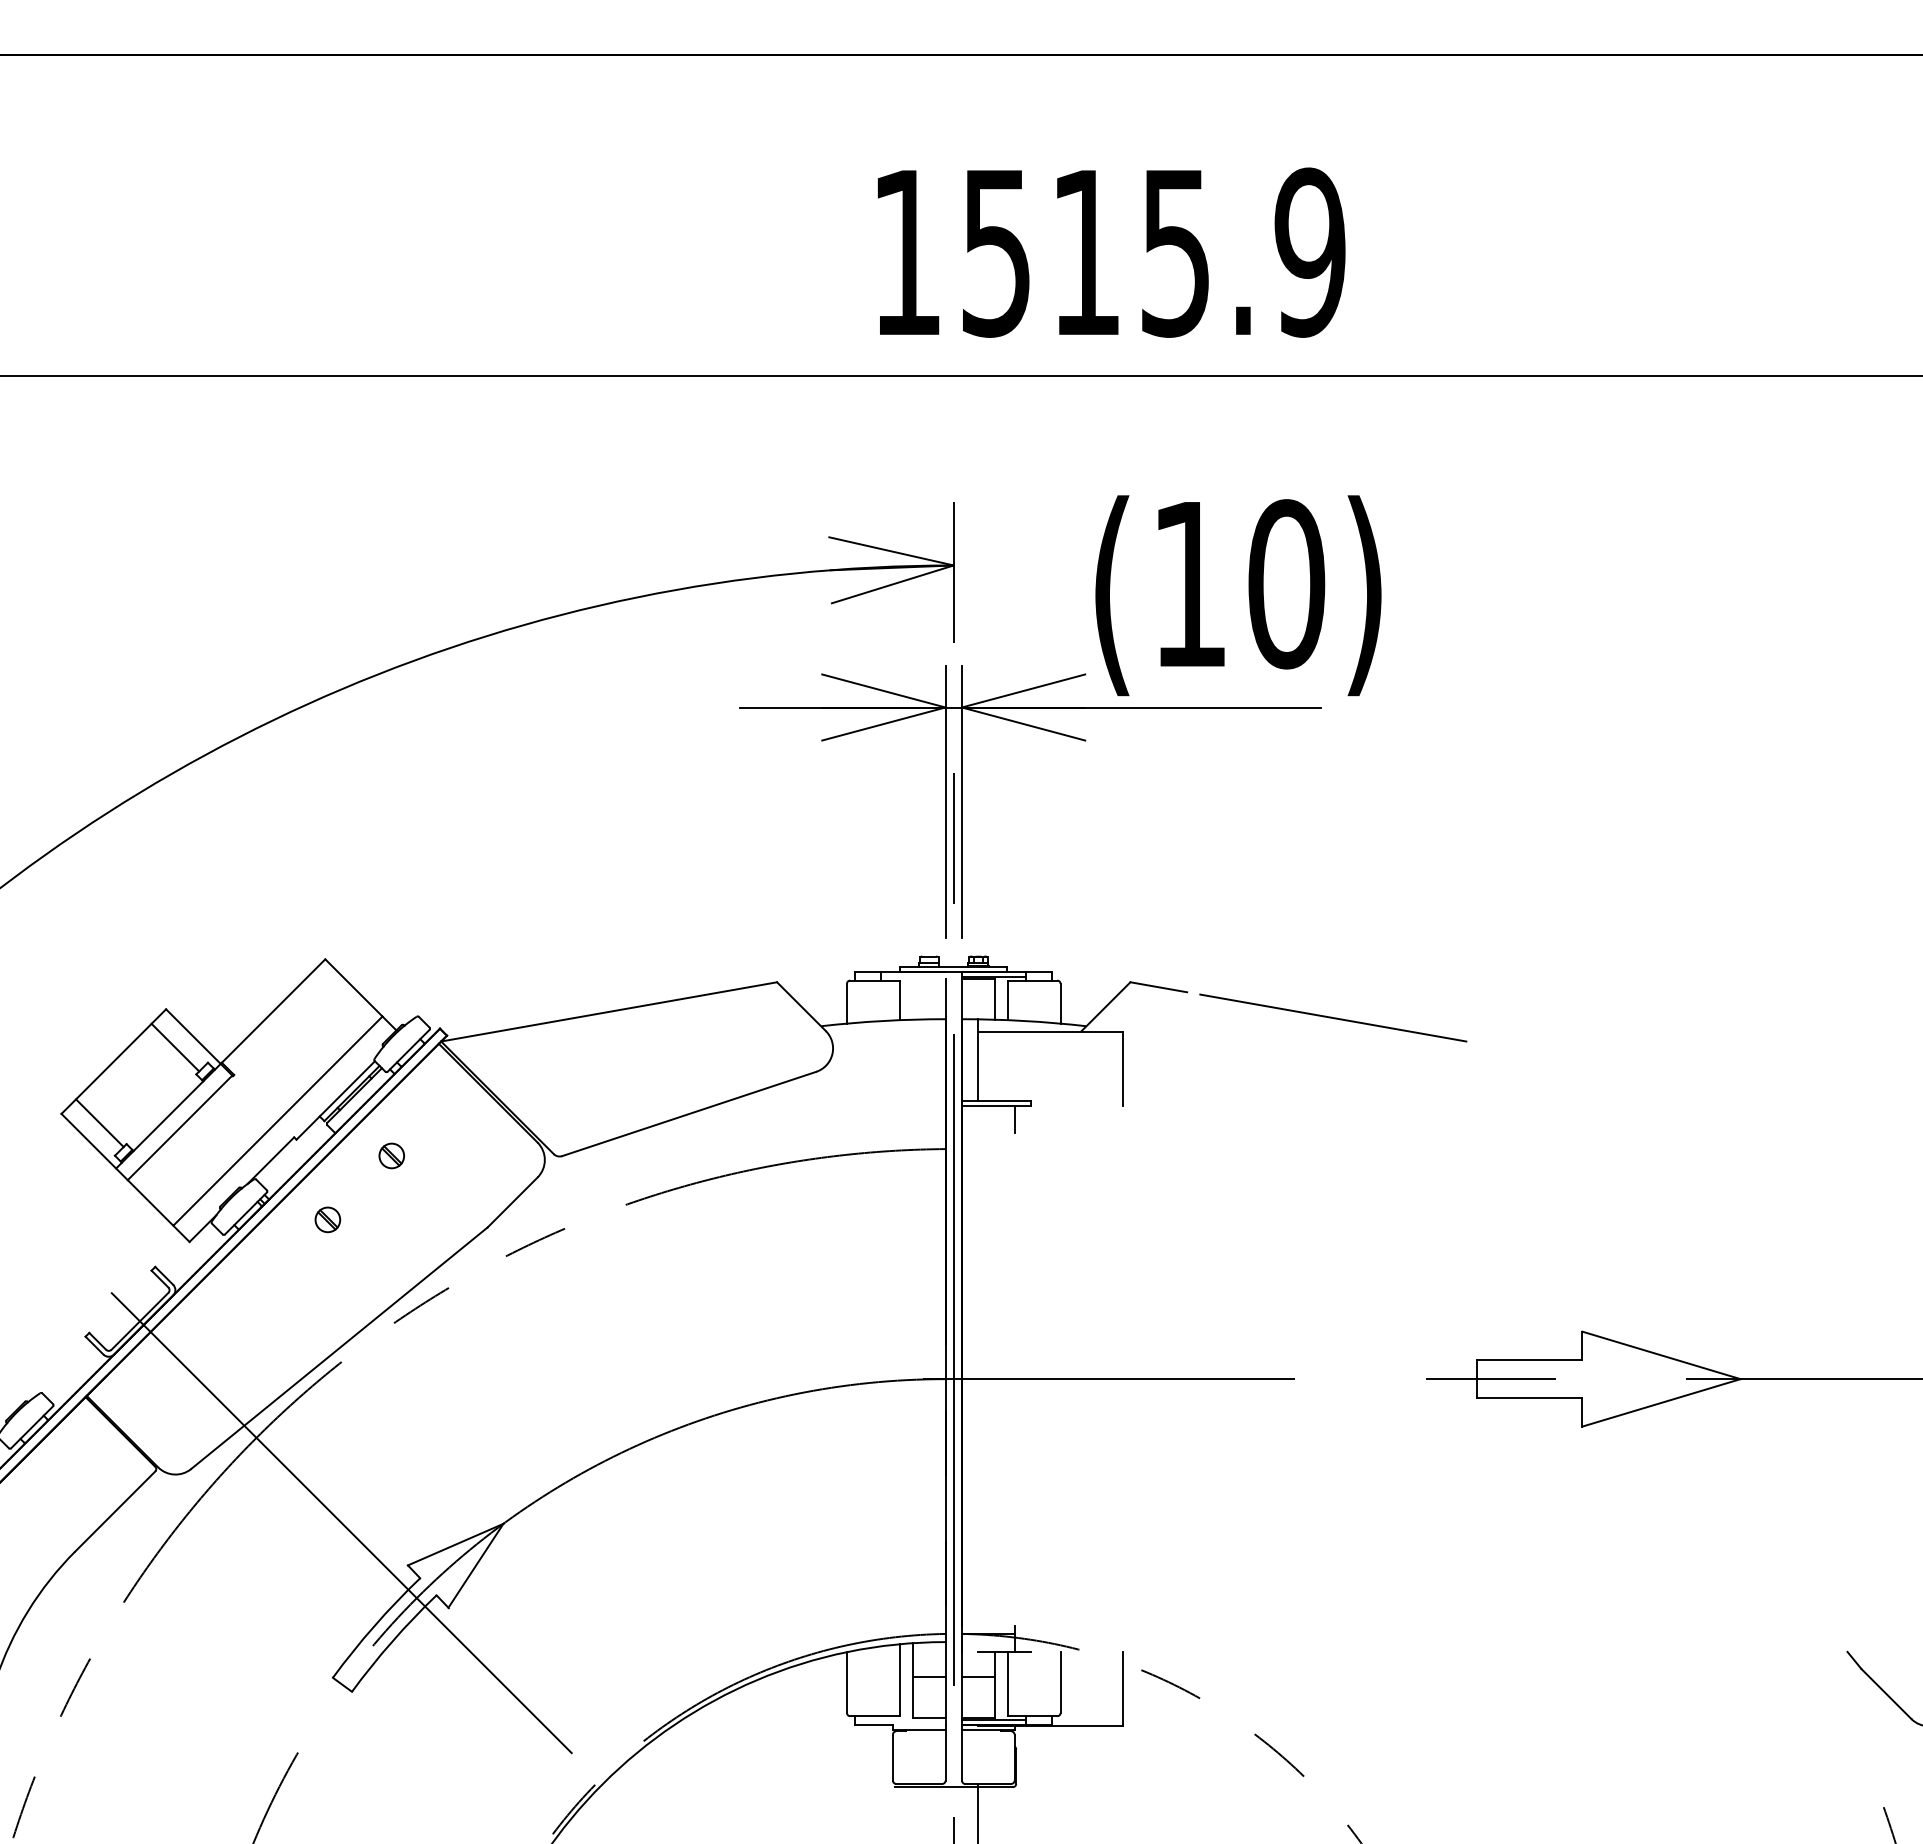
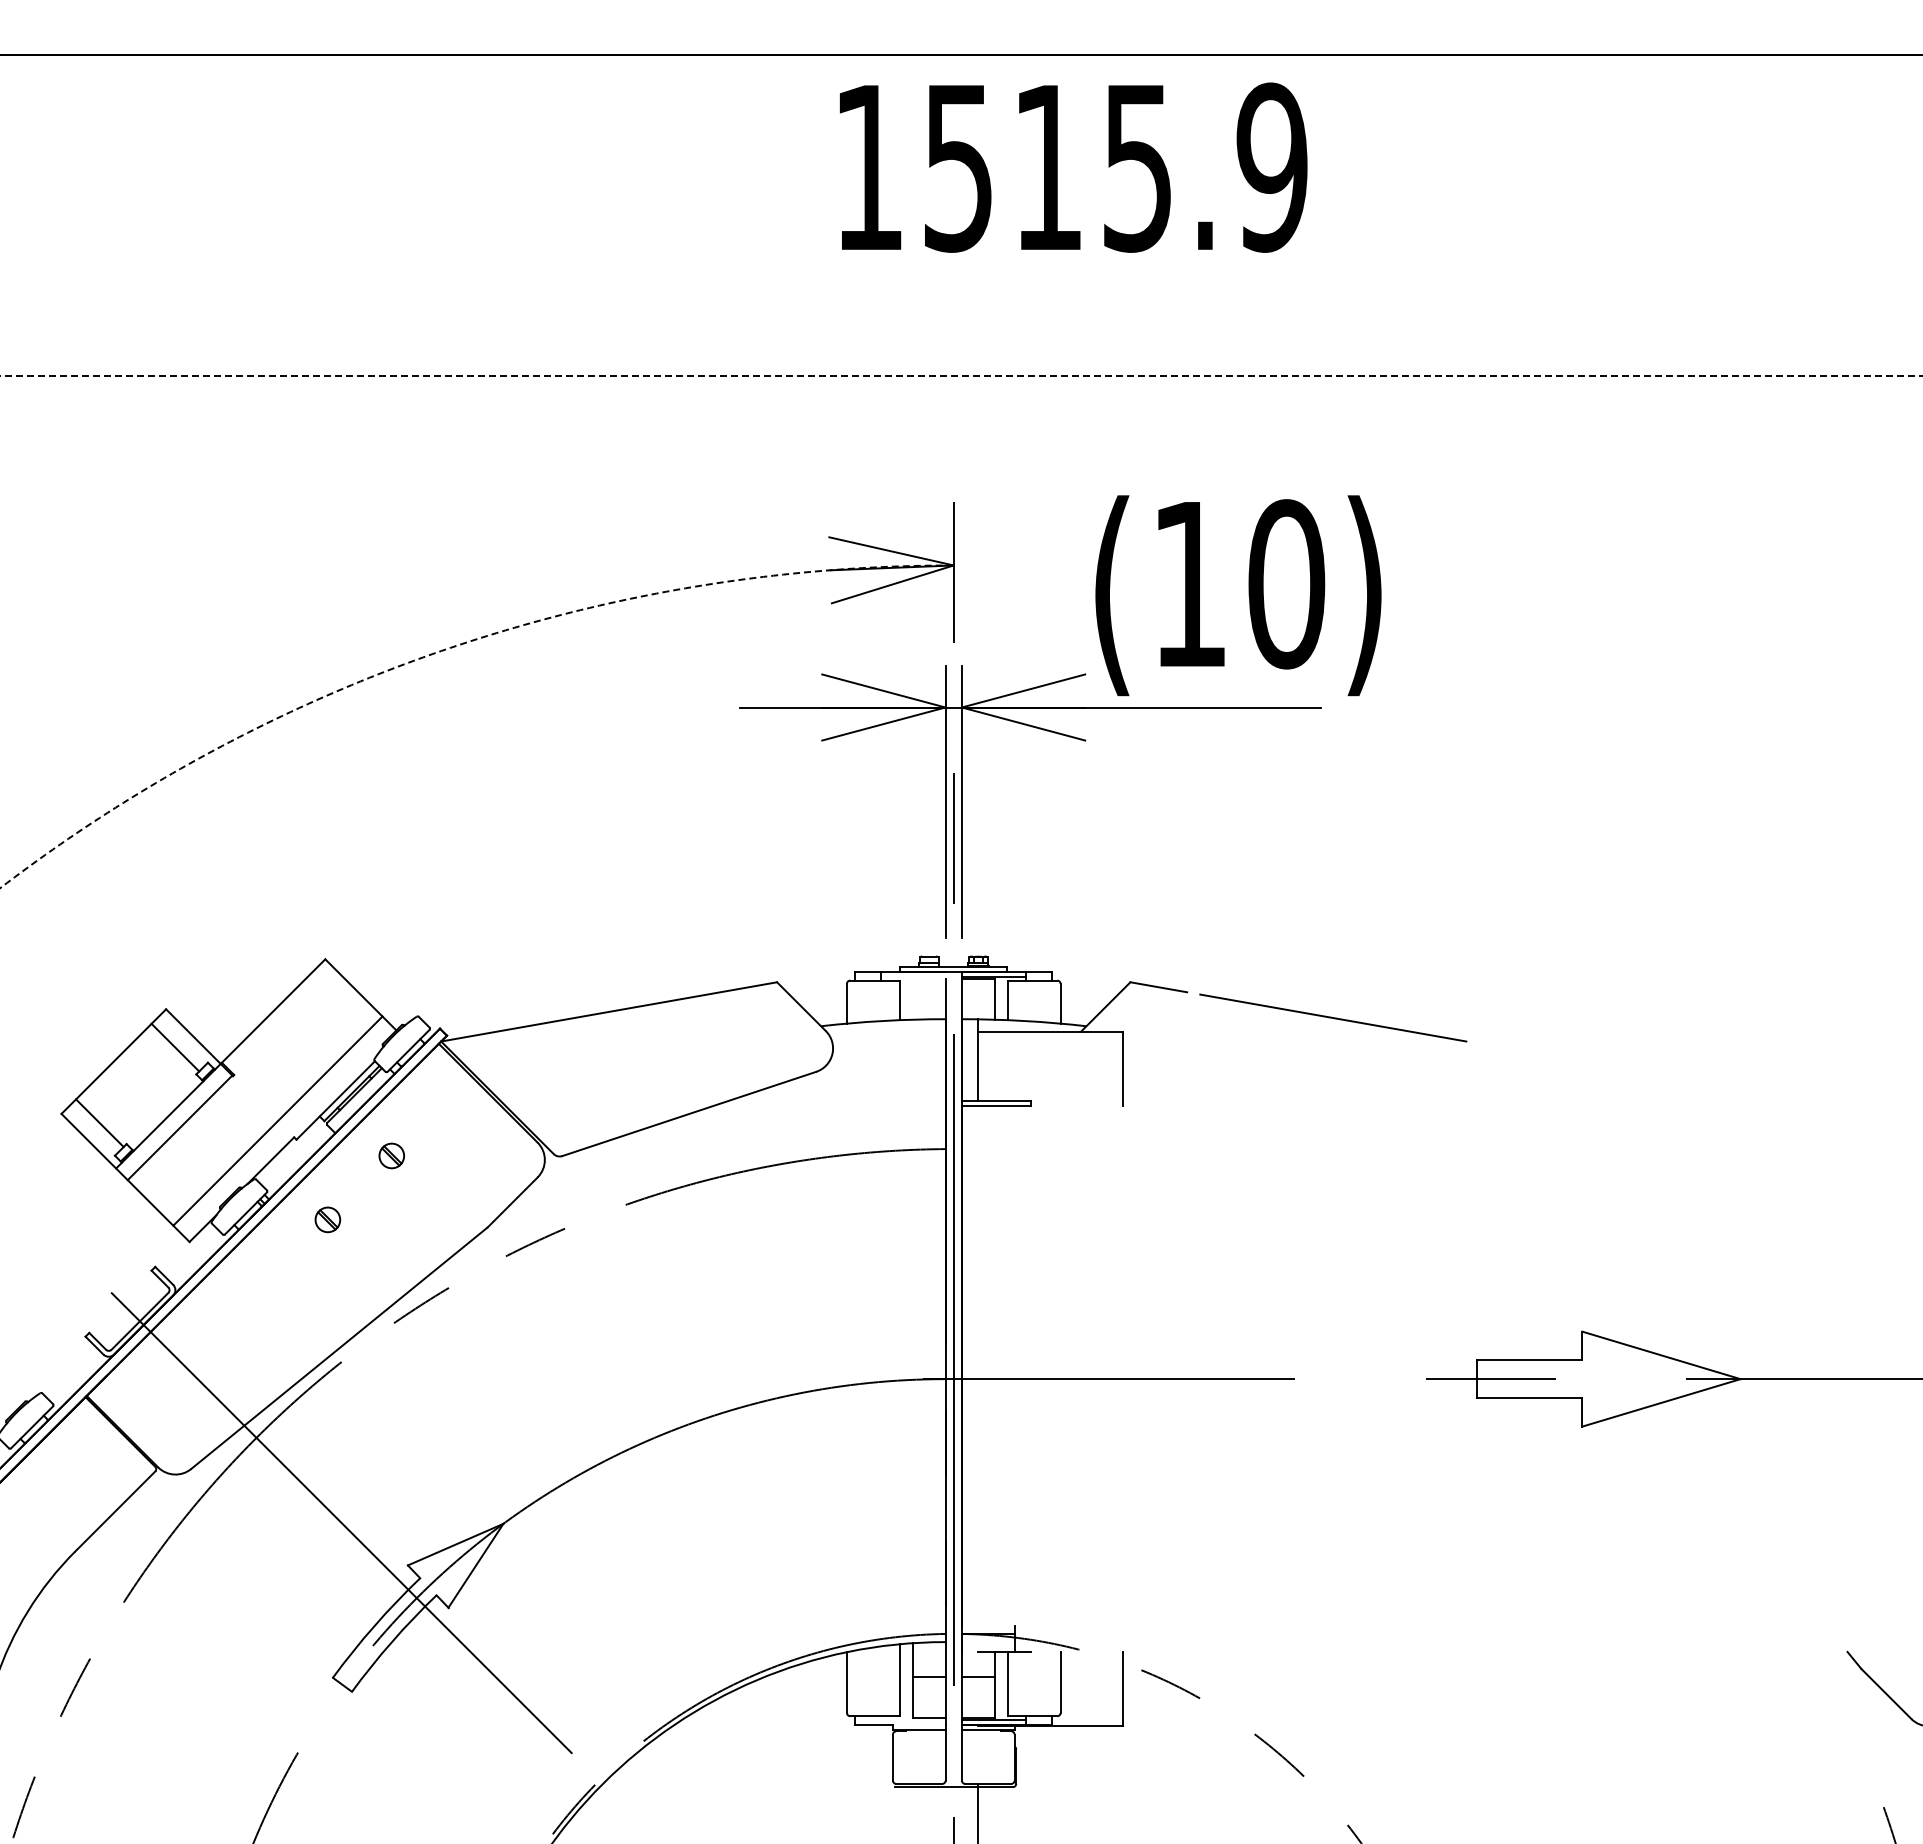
text position: (1111, 252) -> (1073, 167) (1073, 167)
line: solid -> dashed (962, 375)
arc: solid -> dashed (450, 647)
line: present -> none (1014, 1119)
